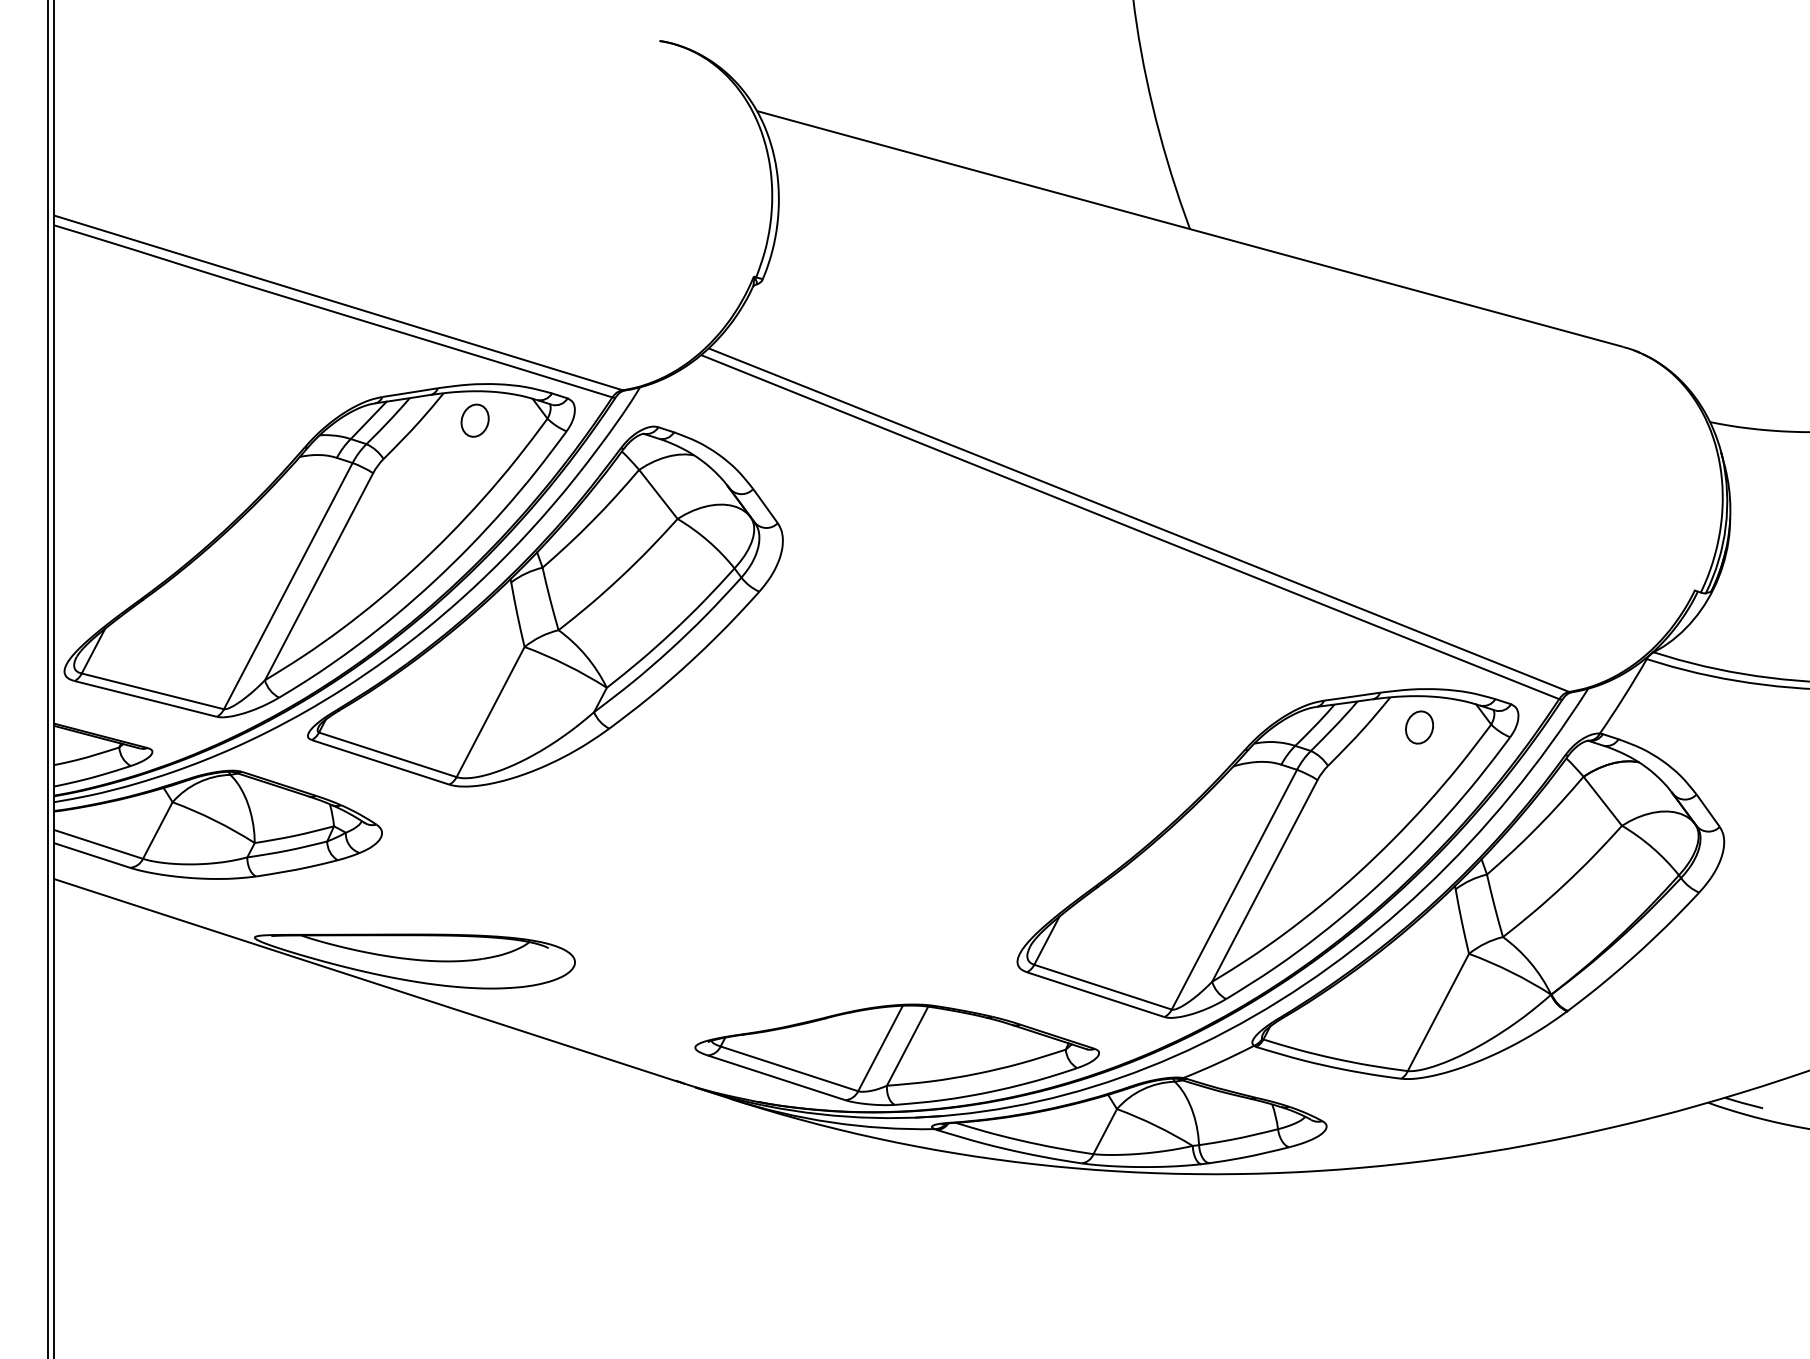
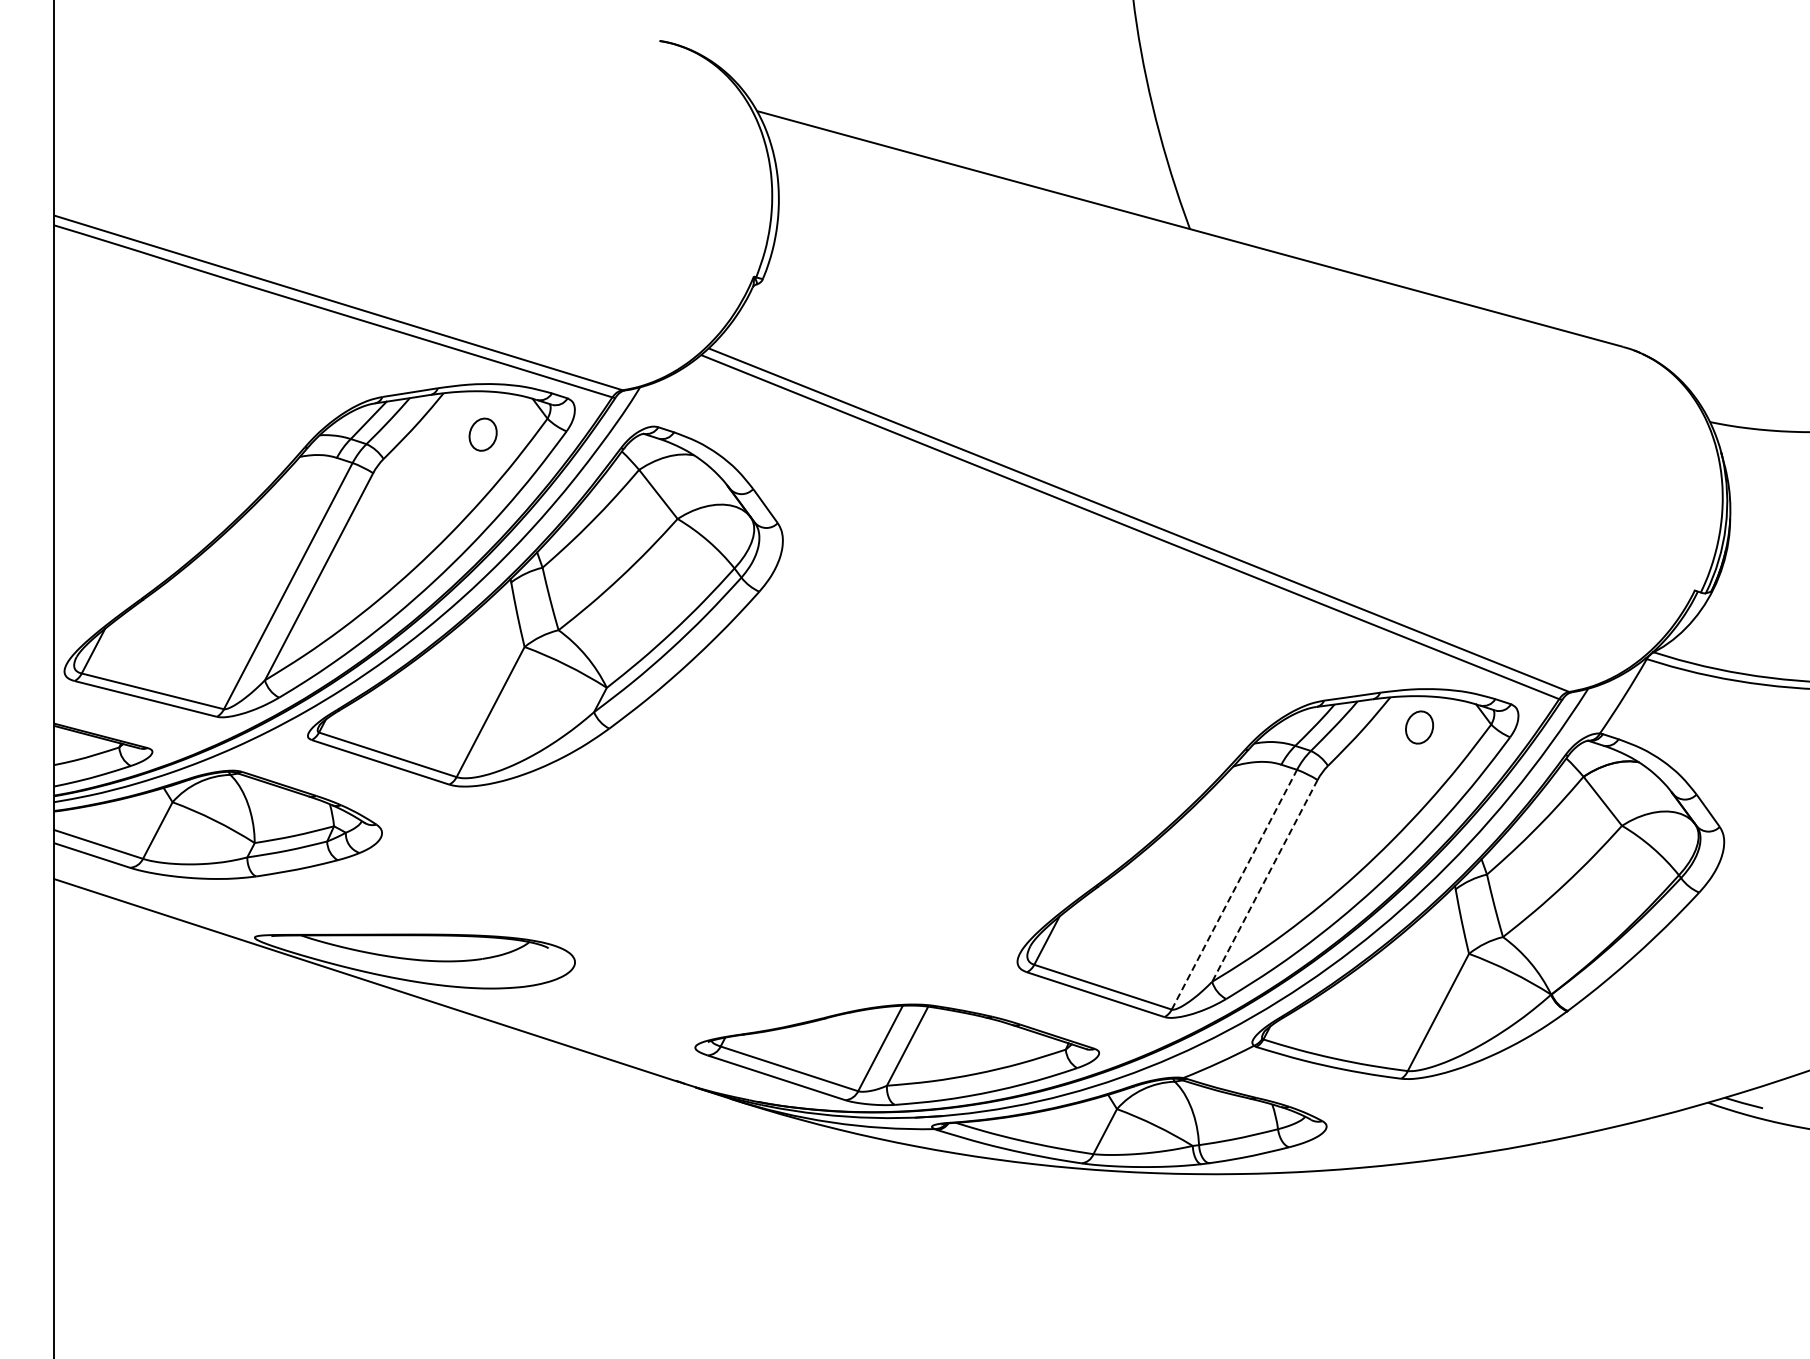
part position: (474, 420) -> (482, 434) (482, 434)
line: present -> none (47, 678)
line: solid -> dashed (1264, 880)
line: solid -> dashed (1234, 889)
